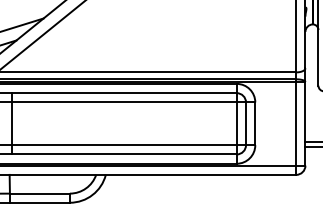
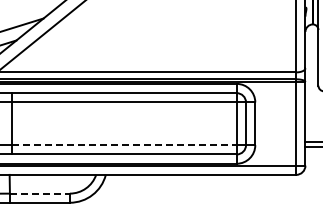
line: solid -> dashed (124, 145)
line: solid -> dashed (39, 193)
